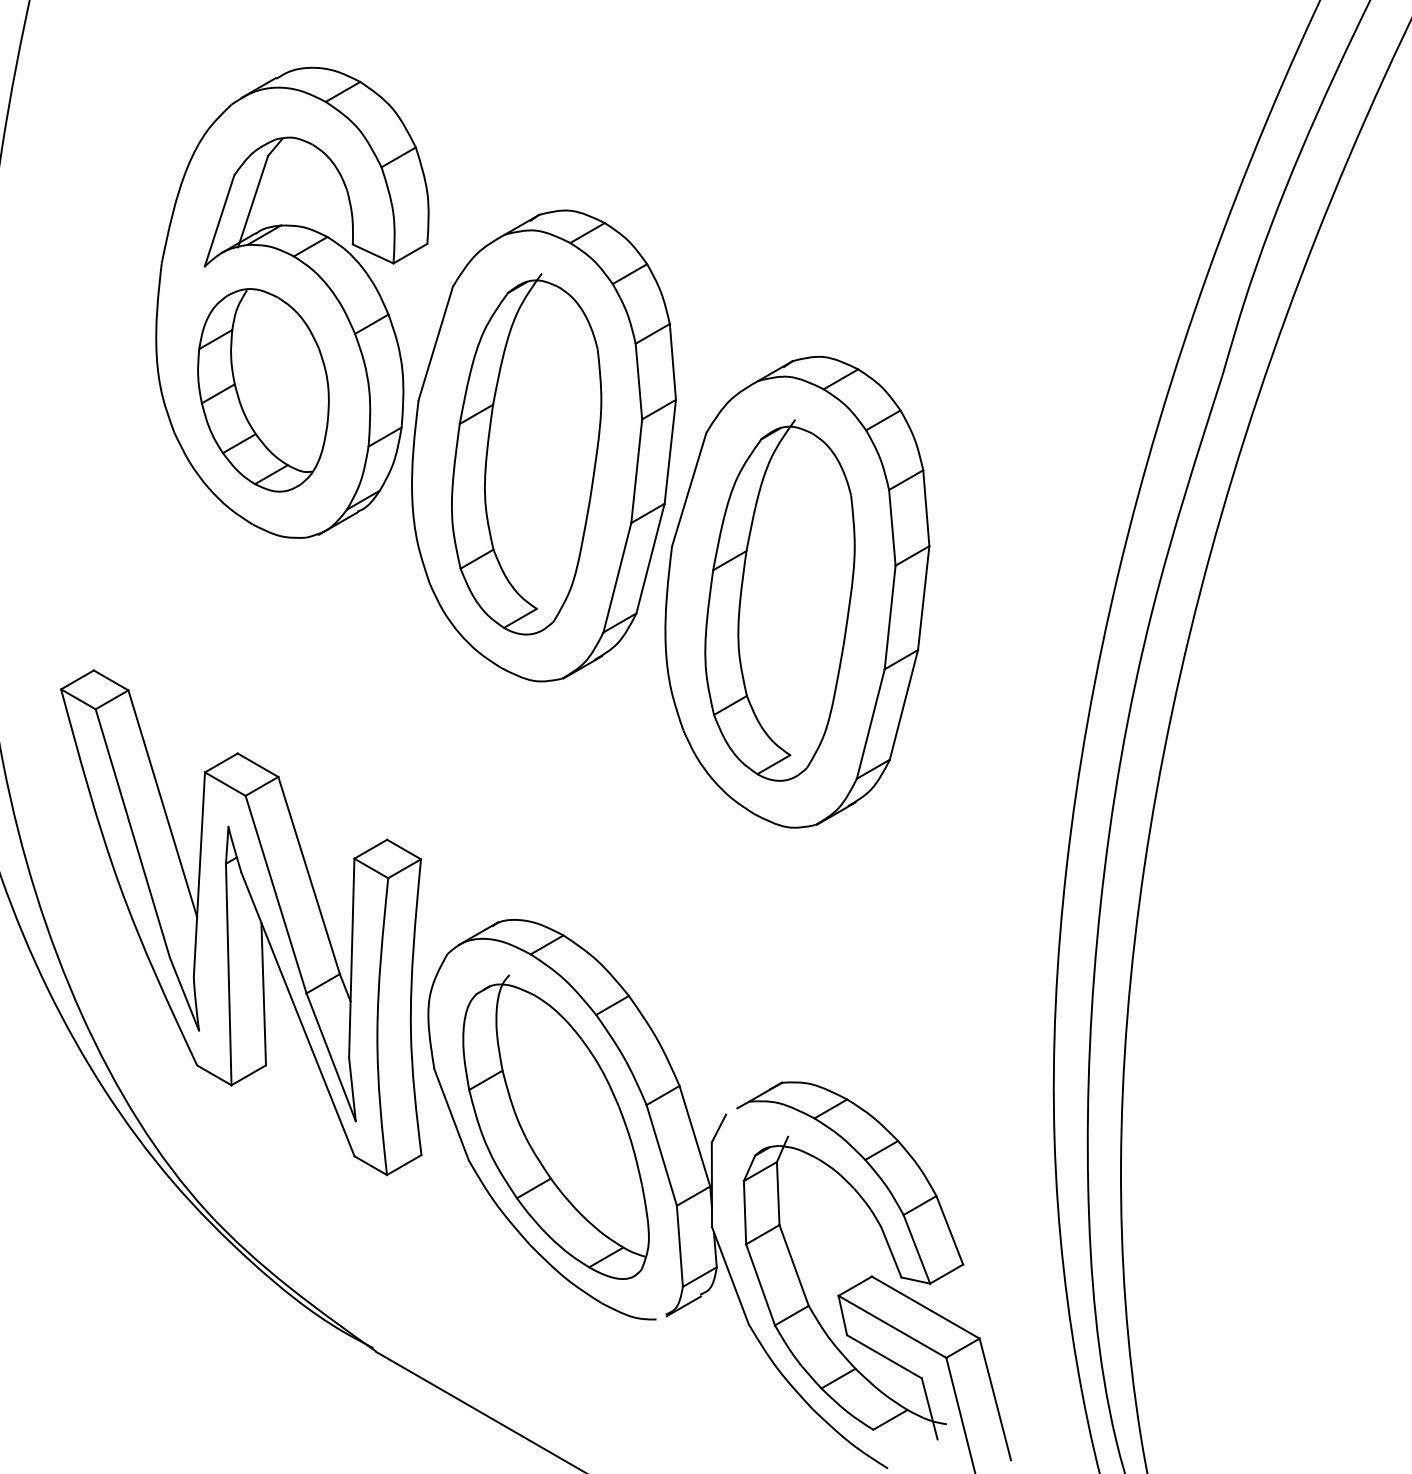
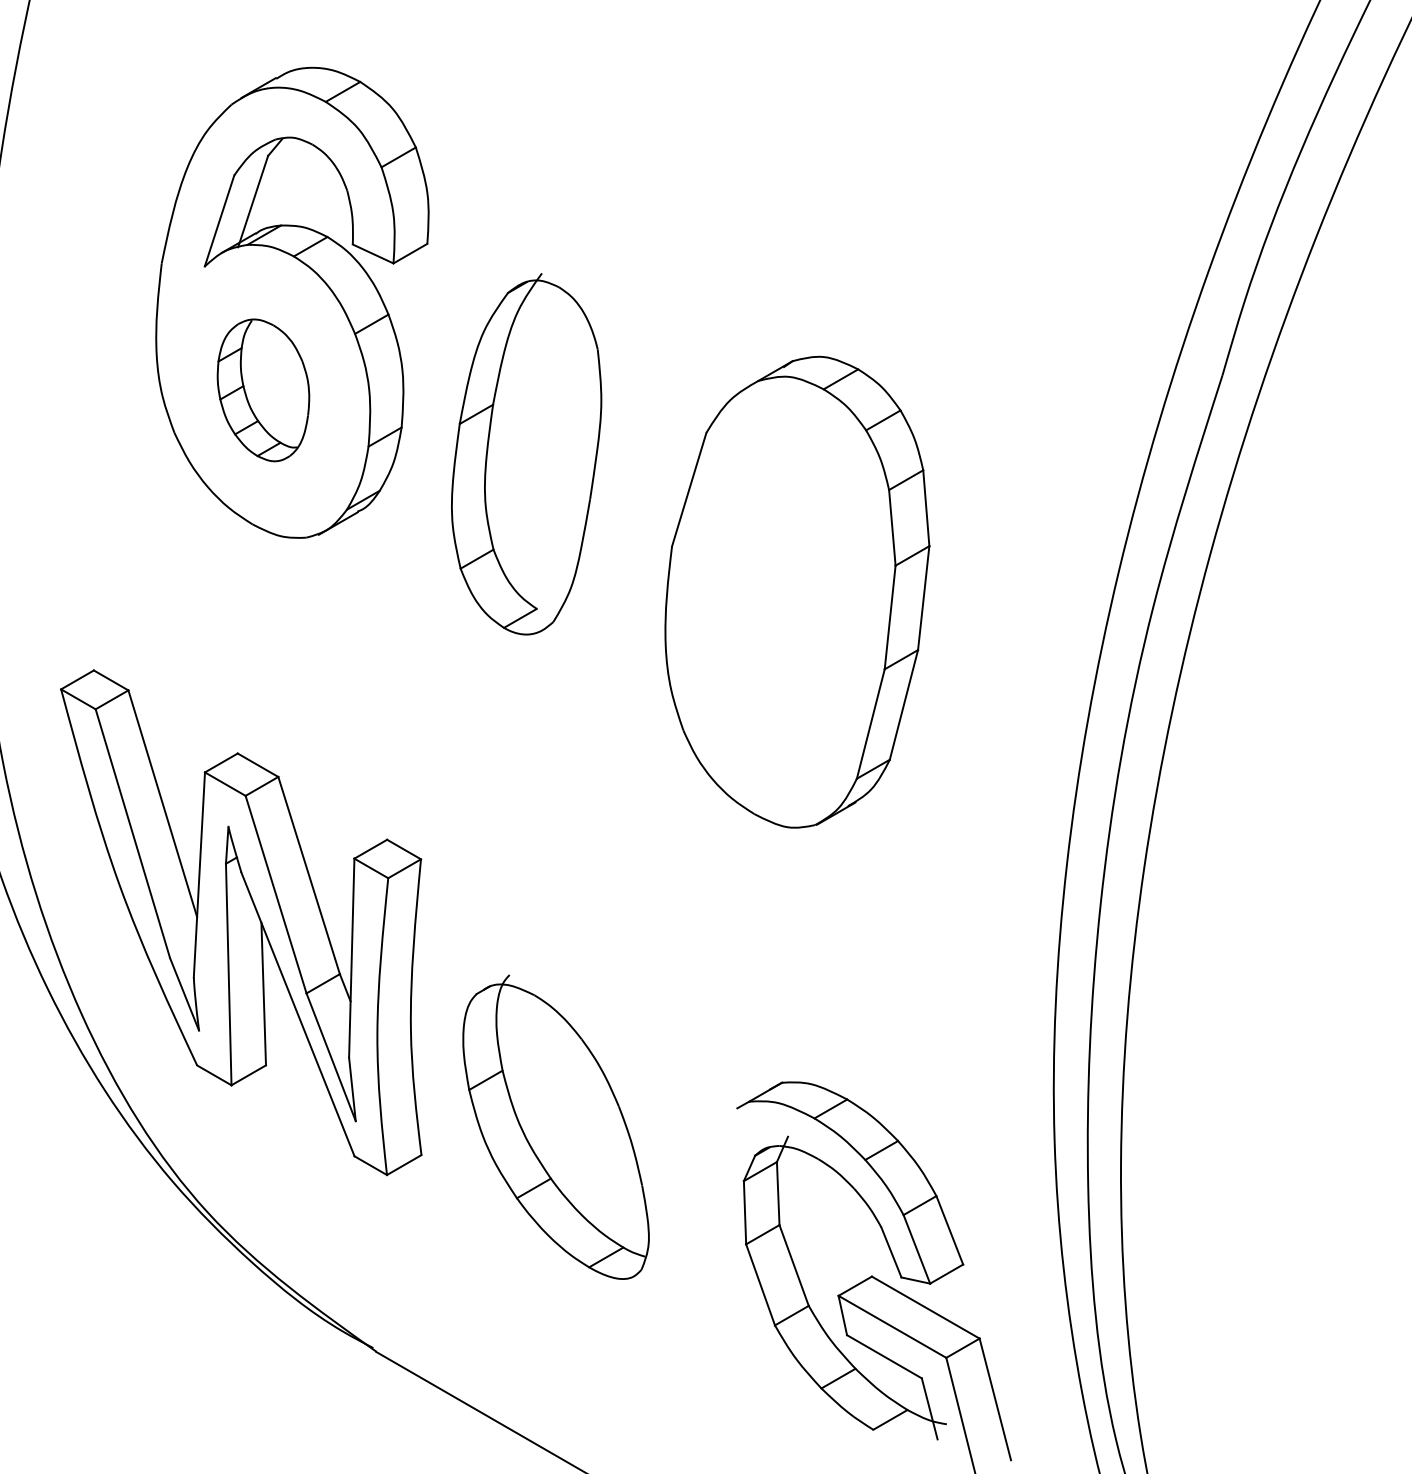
part size: 133x205 px -> 95x145 px (263, 390)
part: present -> none (543, 445)
part: present -> none (779, 600)
part: present -> none (670, 1188)
